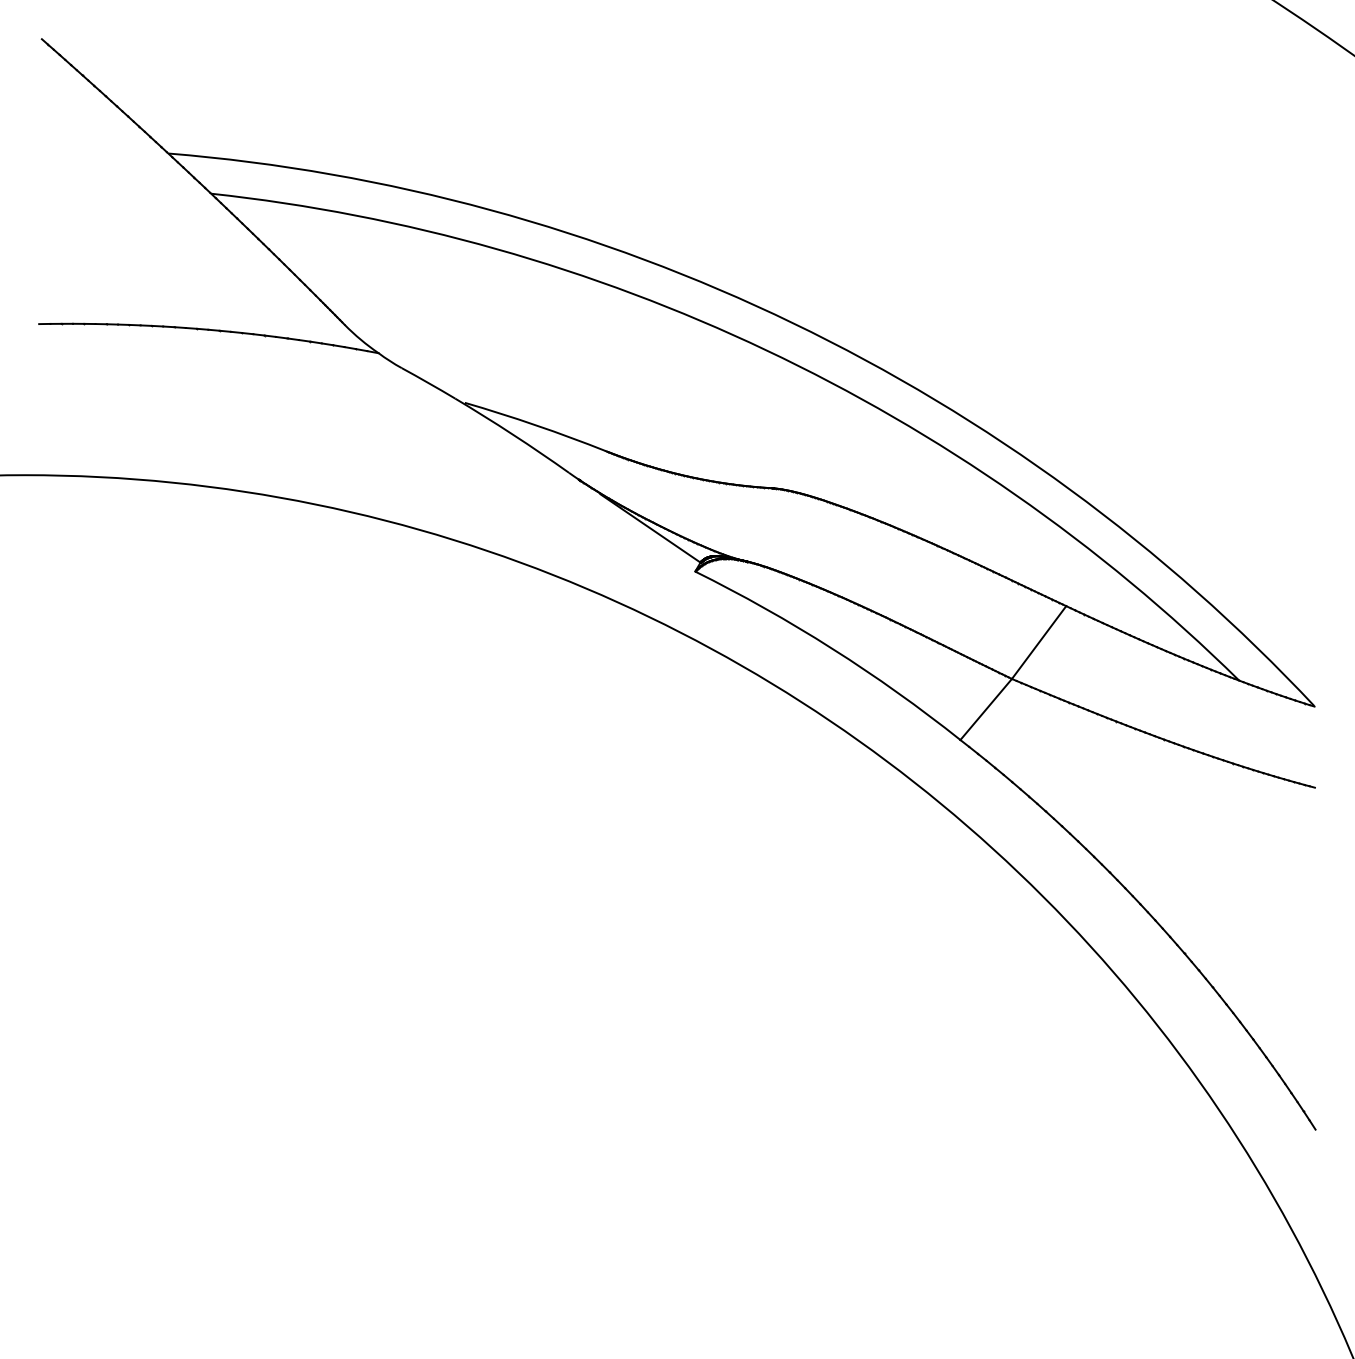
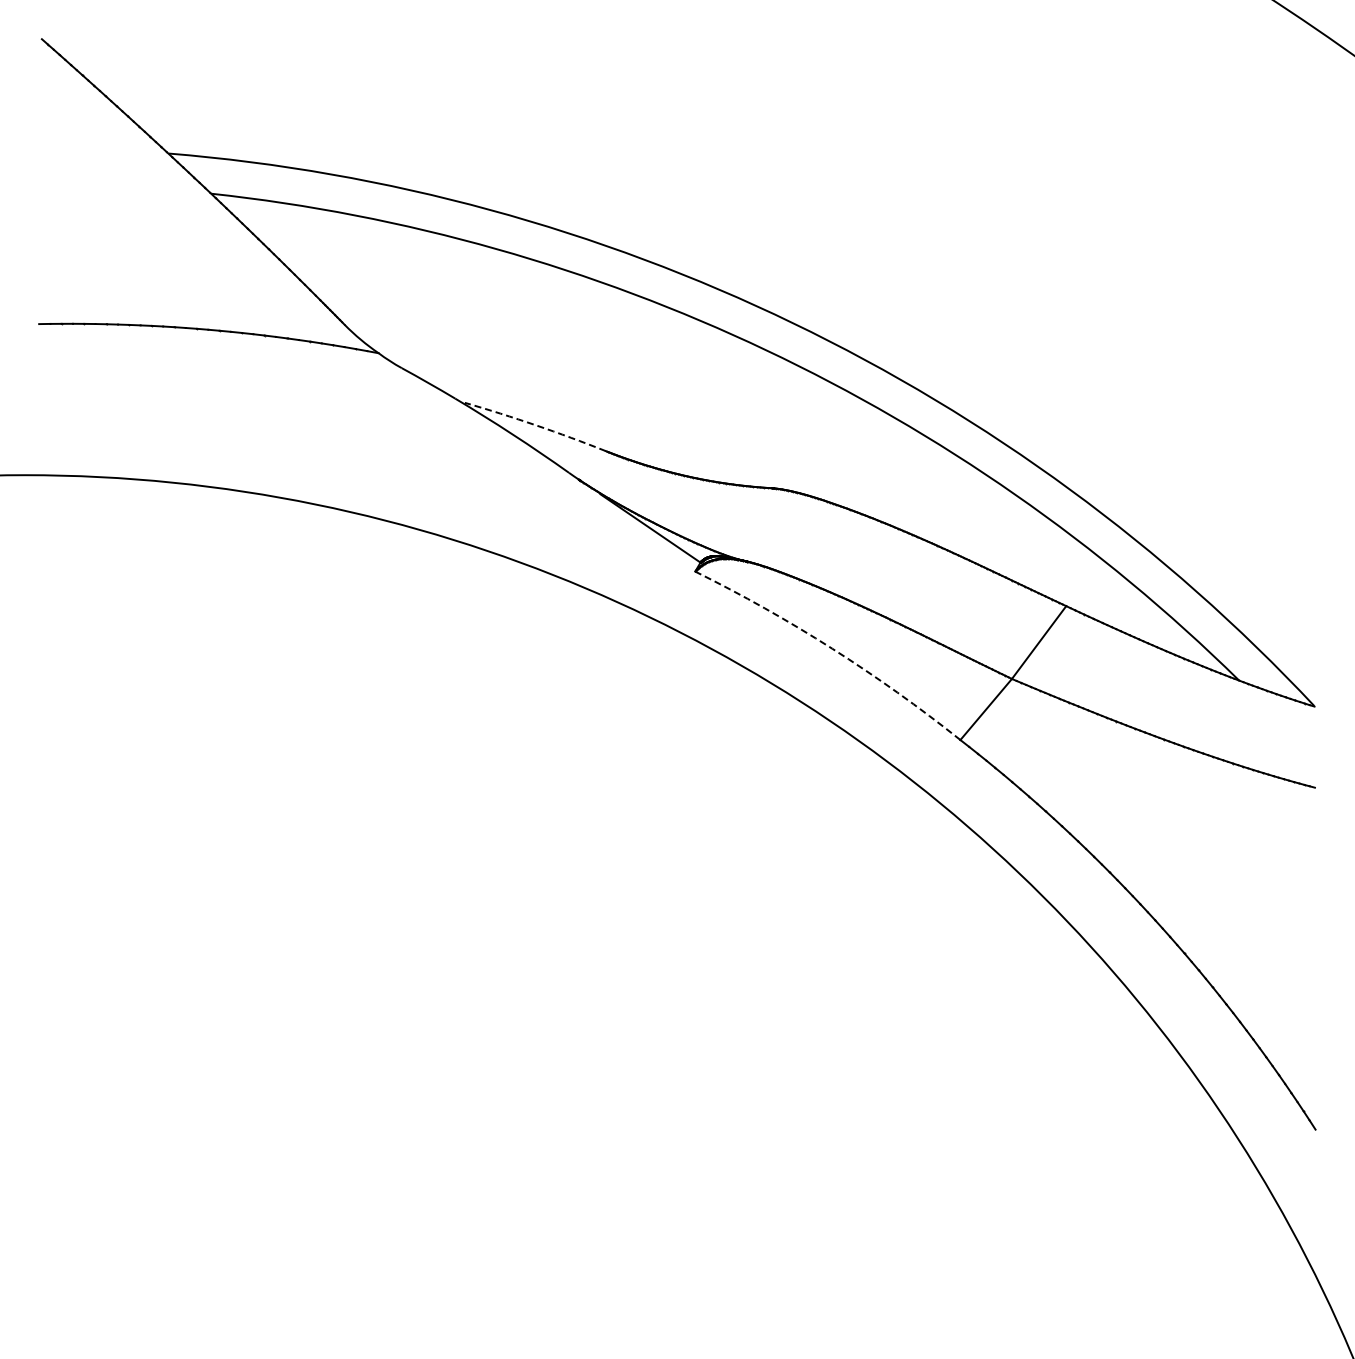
arc: solid -> dashed (535, 425)
arc: solid -> dashed (832, 648)
